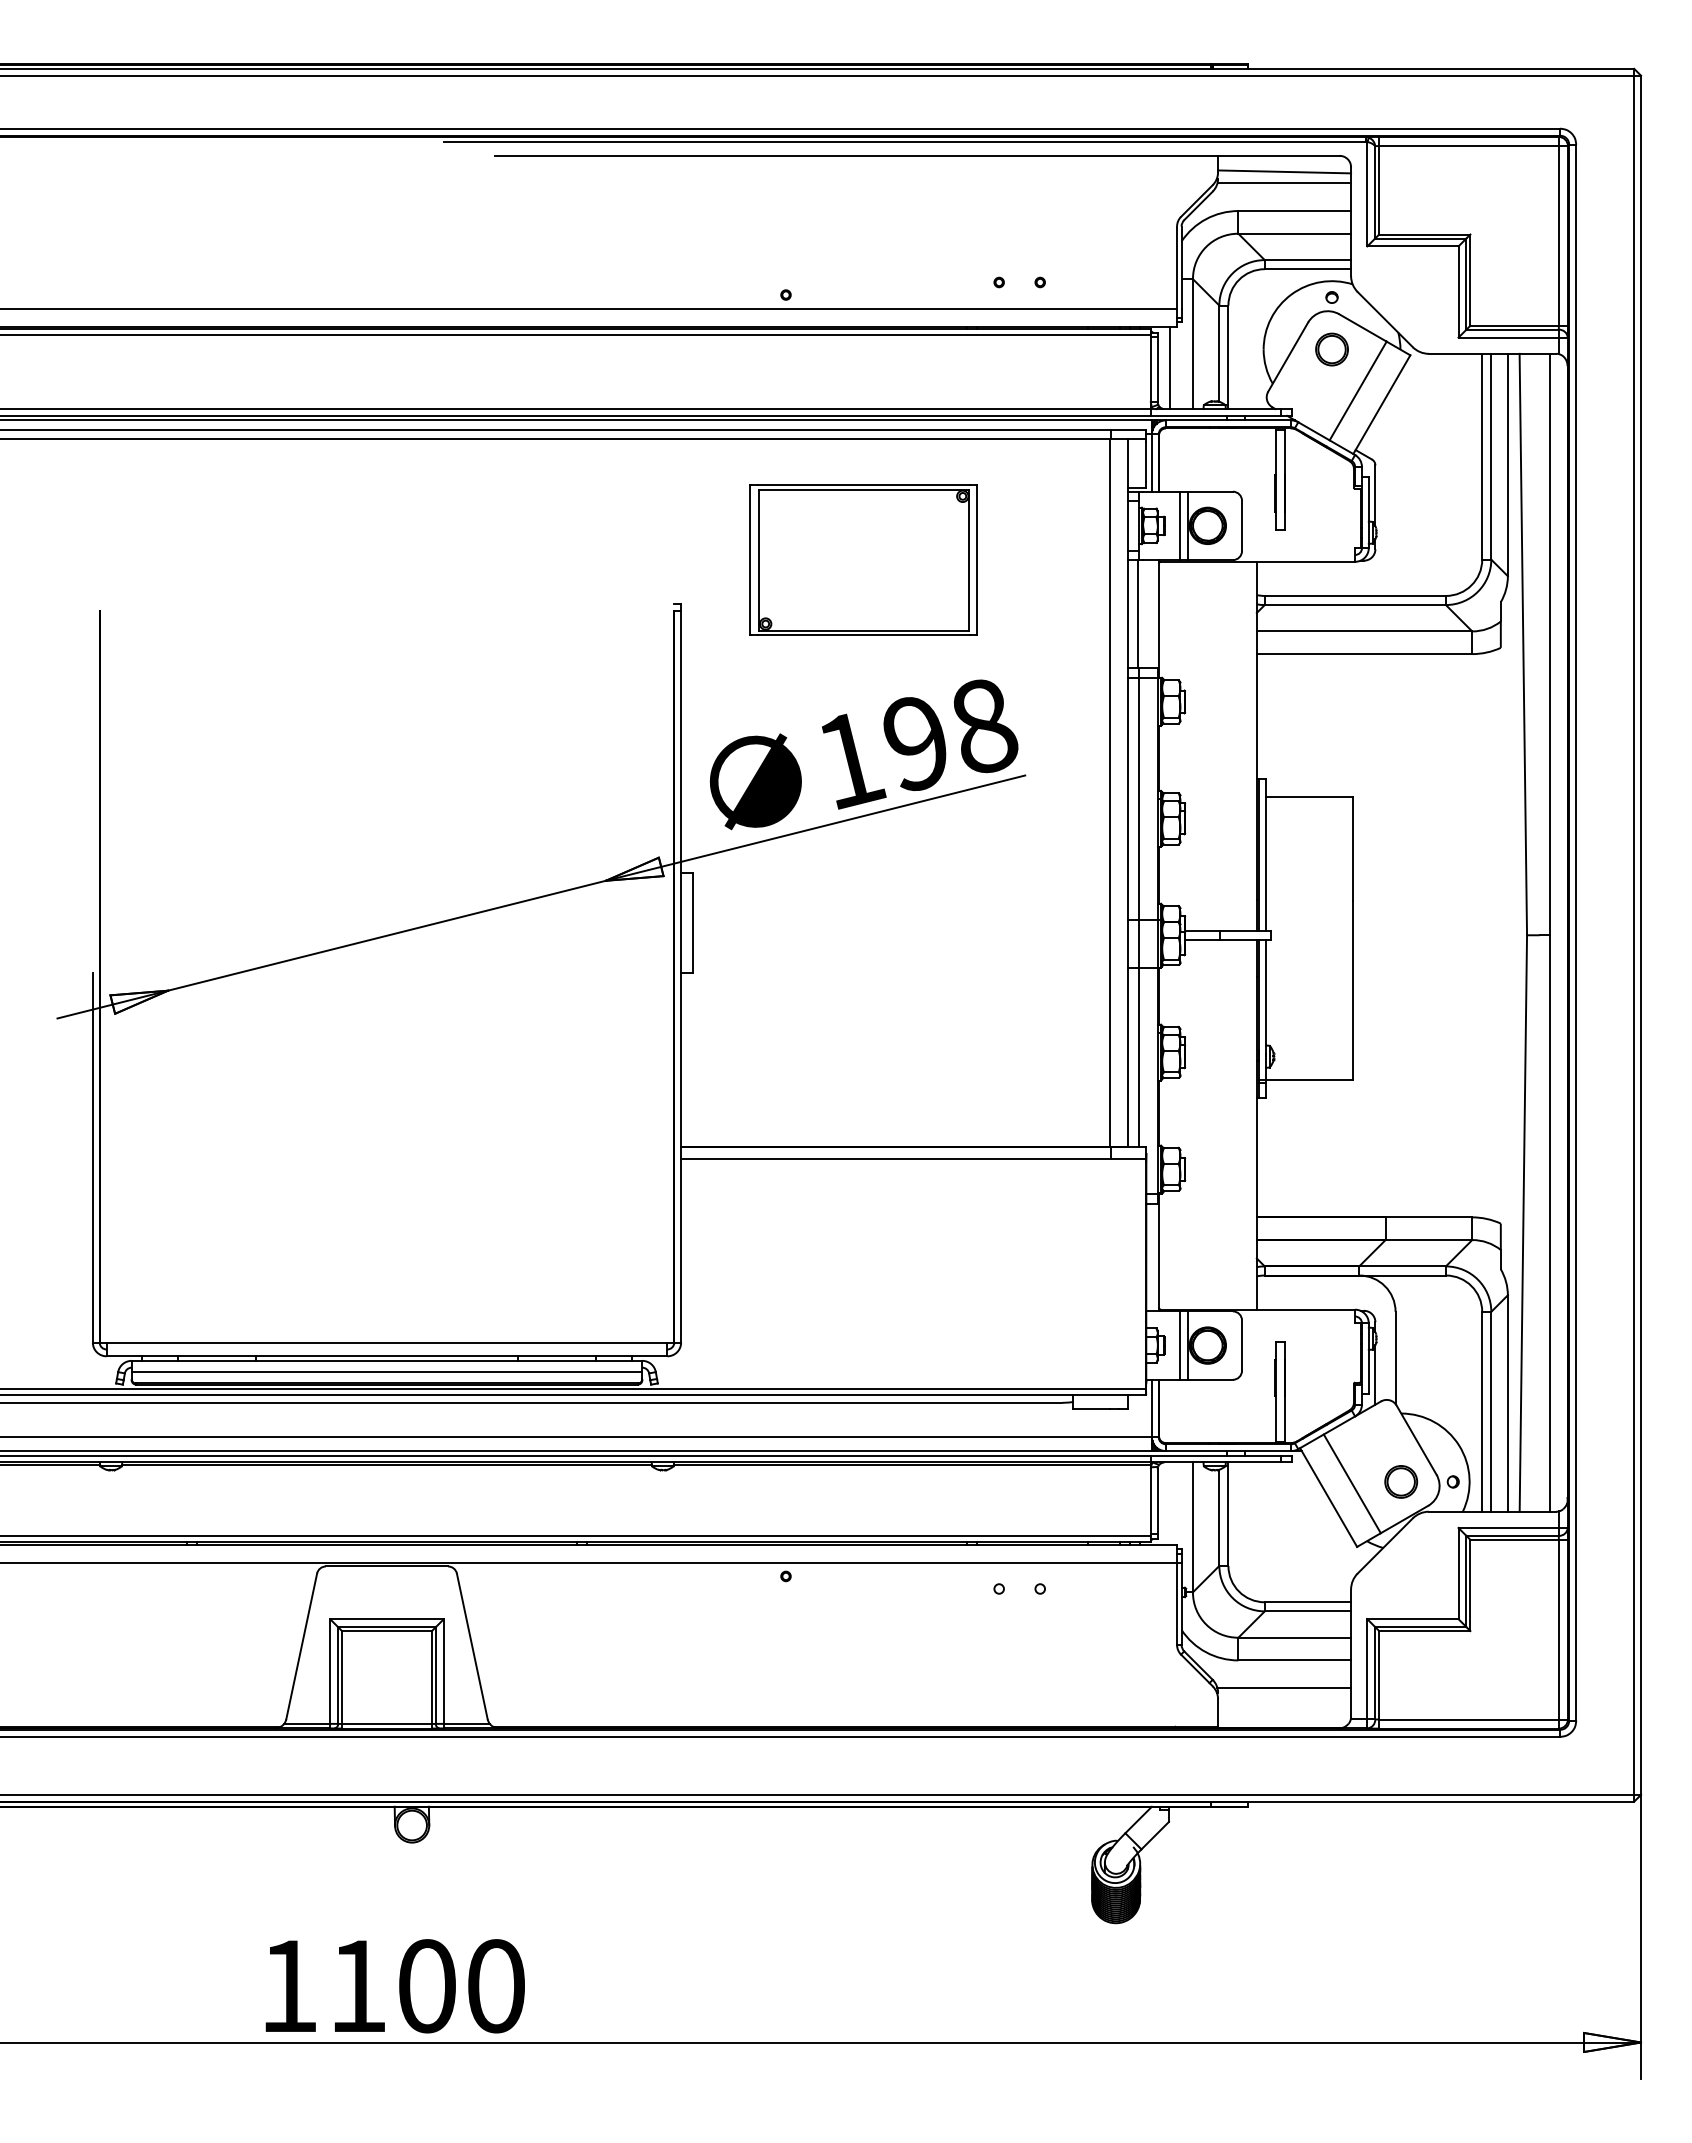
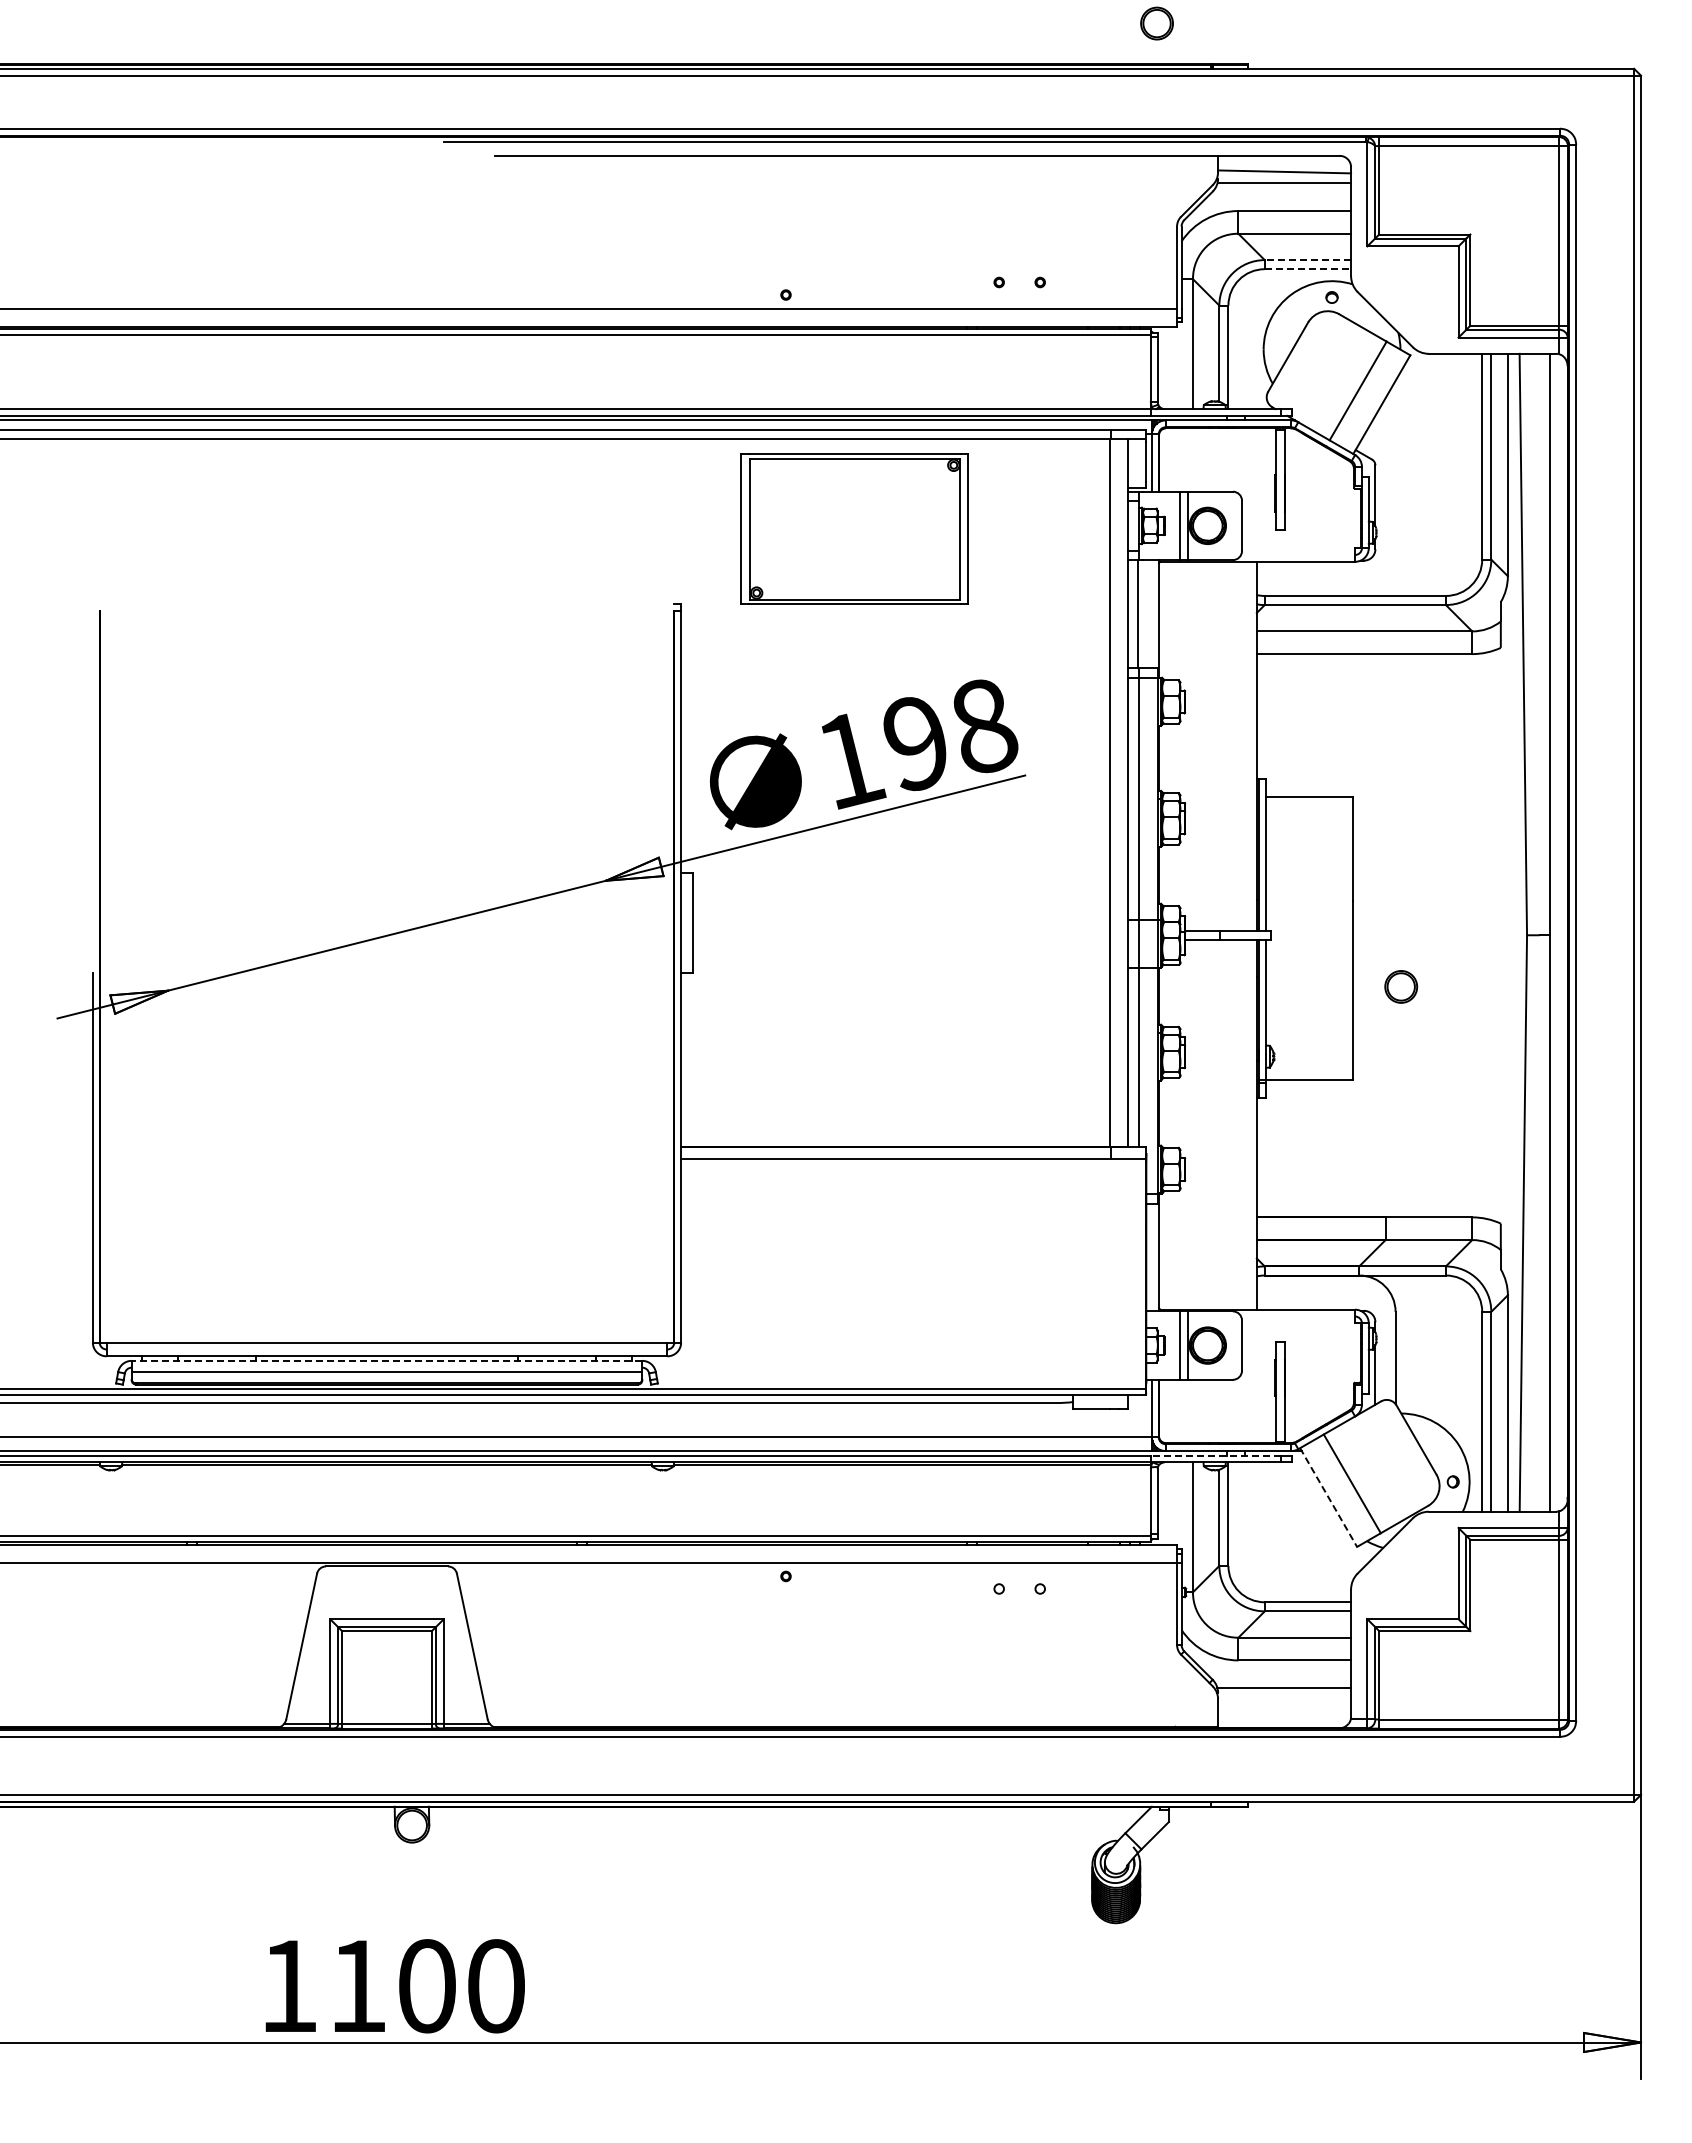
line: solid -> dashed (1307, 260)
line: solid -> dashed (1308, 269)
part position: (1331, 349) -> (1156, 23) (1156, 23)
line: present -> none (1170, 367)
part position: (863, 559) -> (854, 528) (854, 528)
line: solid -> dashed (386, 1360)
line: solid -> dashed (1215, 1455)
part position: (1401, 1481) -> (1401, 986) (1401, 986)
line: solid -> dashed (1328, 1497)
